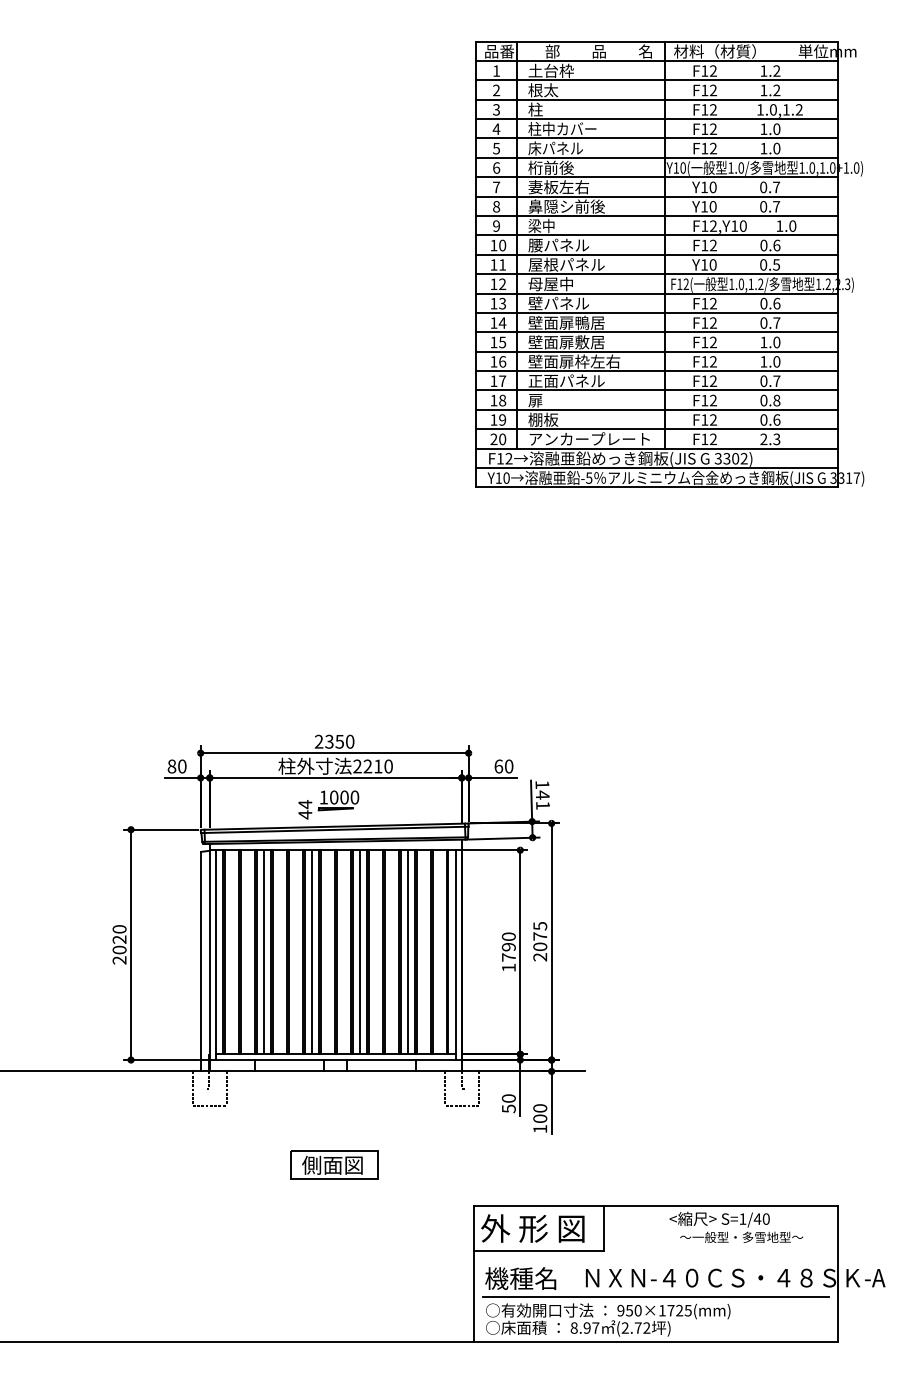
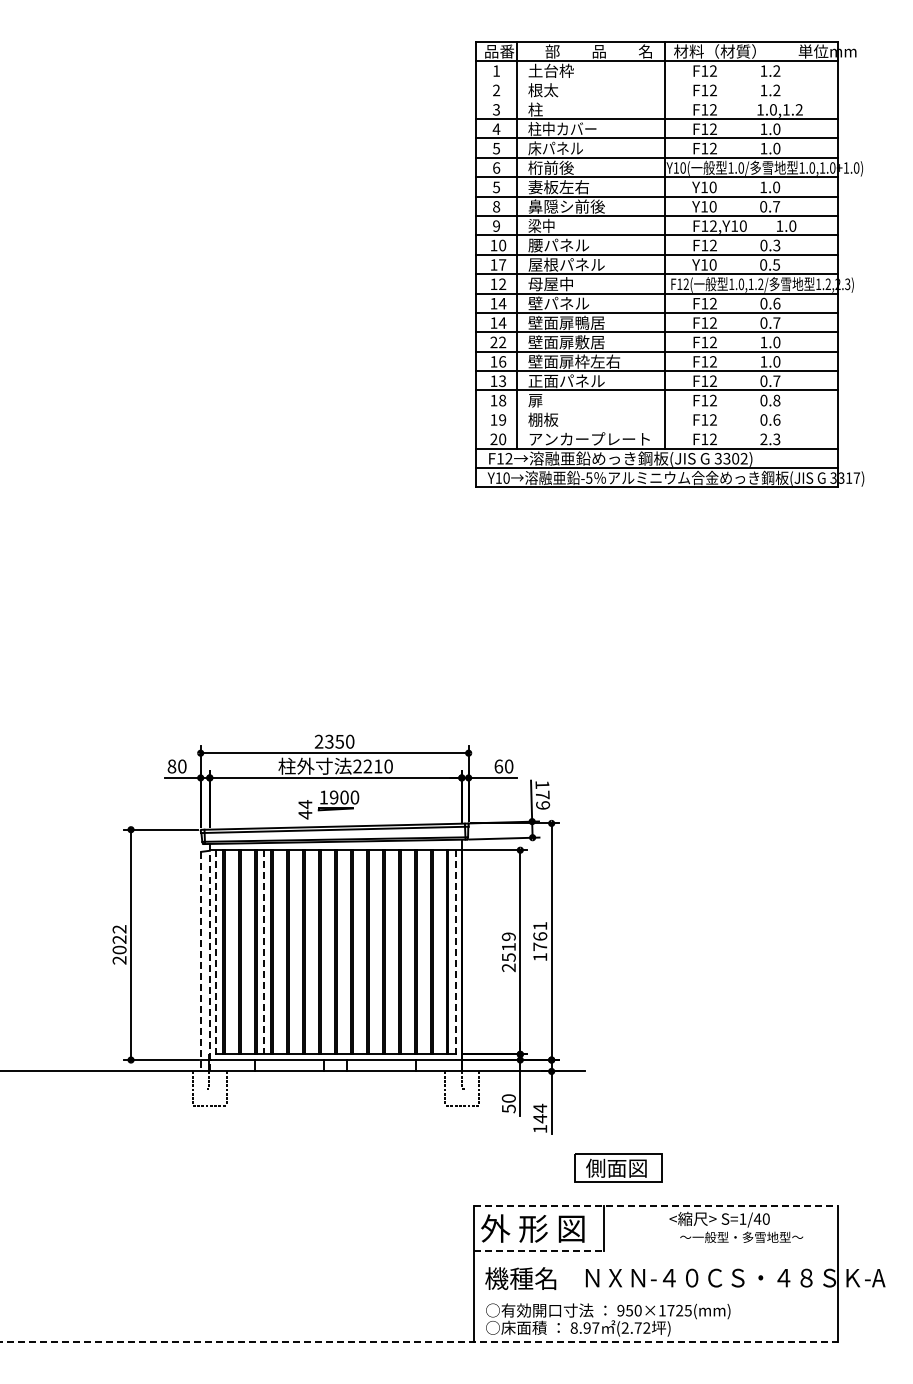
line: present -> none (656, 80)
line: present -> none (656, 99)
text: 7 -> 5 (496, 187)
text: 0.7 -> 1.0 (770, 187)
text: 0.6 -> 0.3 (776, 245)
text: 11 -> 17 (502, 264)
text: 13 -> 14 (502, 303)
text: 15 -> 22 (498, 342)
text: 17 -> 13 (502, 381)
line: present -> none (656, 409)
line: present -> none (656, 429)
text: 1000 -> 1900 (334, 797)
text: 141 -> 179 (543, 799)
text: 2020 -> 2022 (119, 929)
text: 2075 -> 1761 (540, 941)
line: solid -> dashed (264, 952)
line: present -> none (311, 952)
line: present -> none (359, 952)
line: present -> none (407, 952)
text: 1790 -> 2519 (508, 952)
line: solid -> dashed (216, 955)
line: solid -> dashed (455, 955)
line: solid -> dashed (209, 957)
line: solid -> dashed (201, 961)
text: 100 -> 144 (540, 1113)
part position: (334, 1164) -> (618, 1167) (618, 1167)
line: solid -> dashed (656, 1205)
line: solid -> dashed (539, 1251)
line: present -> none (655, 1296)
line: solid -> dashed (419, 1342)
